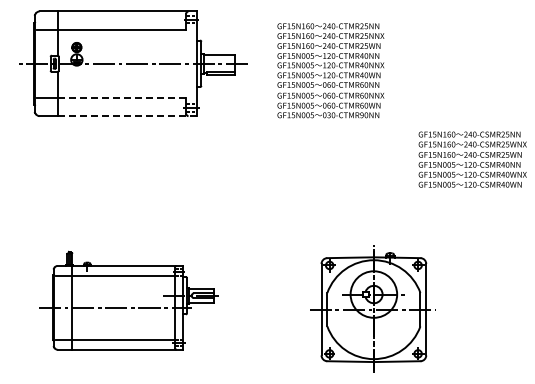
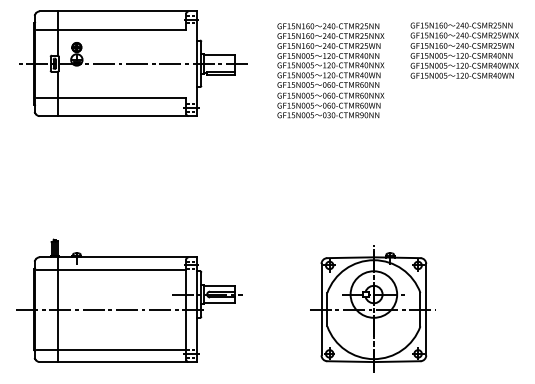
line: dashed -> solid (122, 97)
line: dashed -> solid (127, 116)
text position: (472, 159) -> (464, 50) (464, 50)
part size: 180x101 px -> 227x125 px (129, 300)
